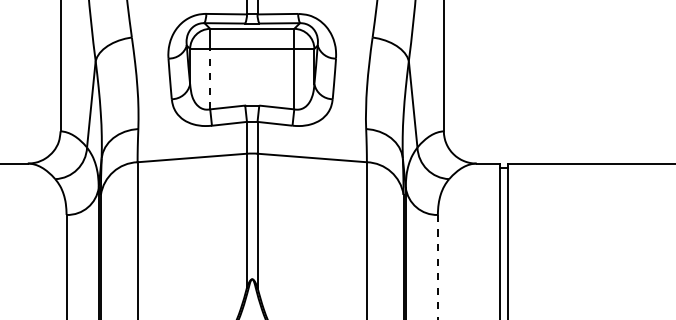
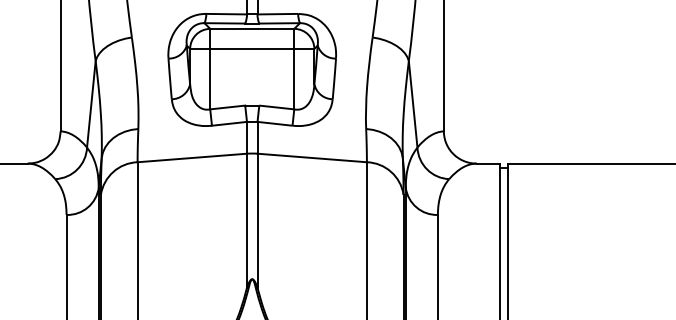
line: dashed -> solid (210, 78)
line: dashed -> solid (437, 267)
